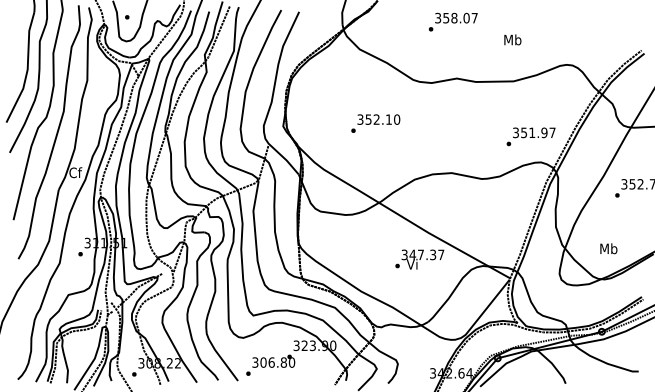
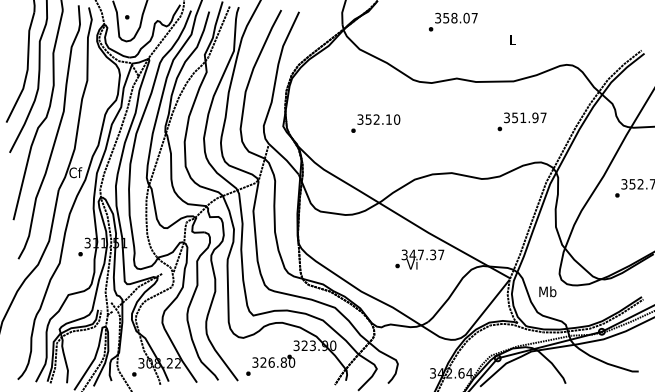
text: Mb -> L (512, 39)
text position: (530, 136) -> (521, 121) (521, 121)
text position: (608, 248) -> (547, 291) (547, 291)
text: 306.80 -> 326.80 (263, 362)
